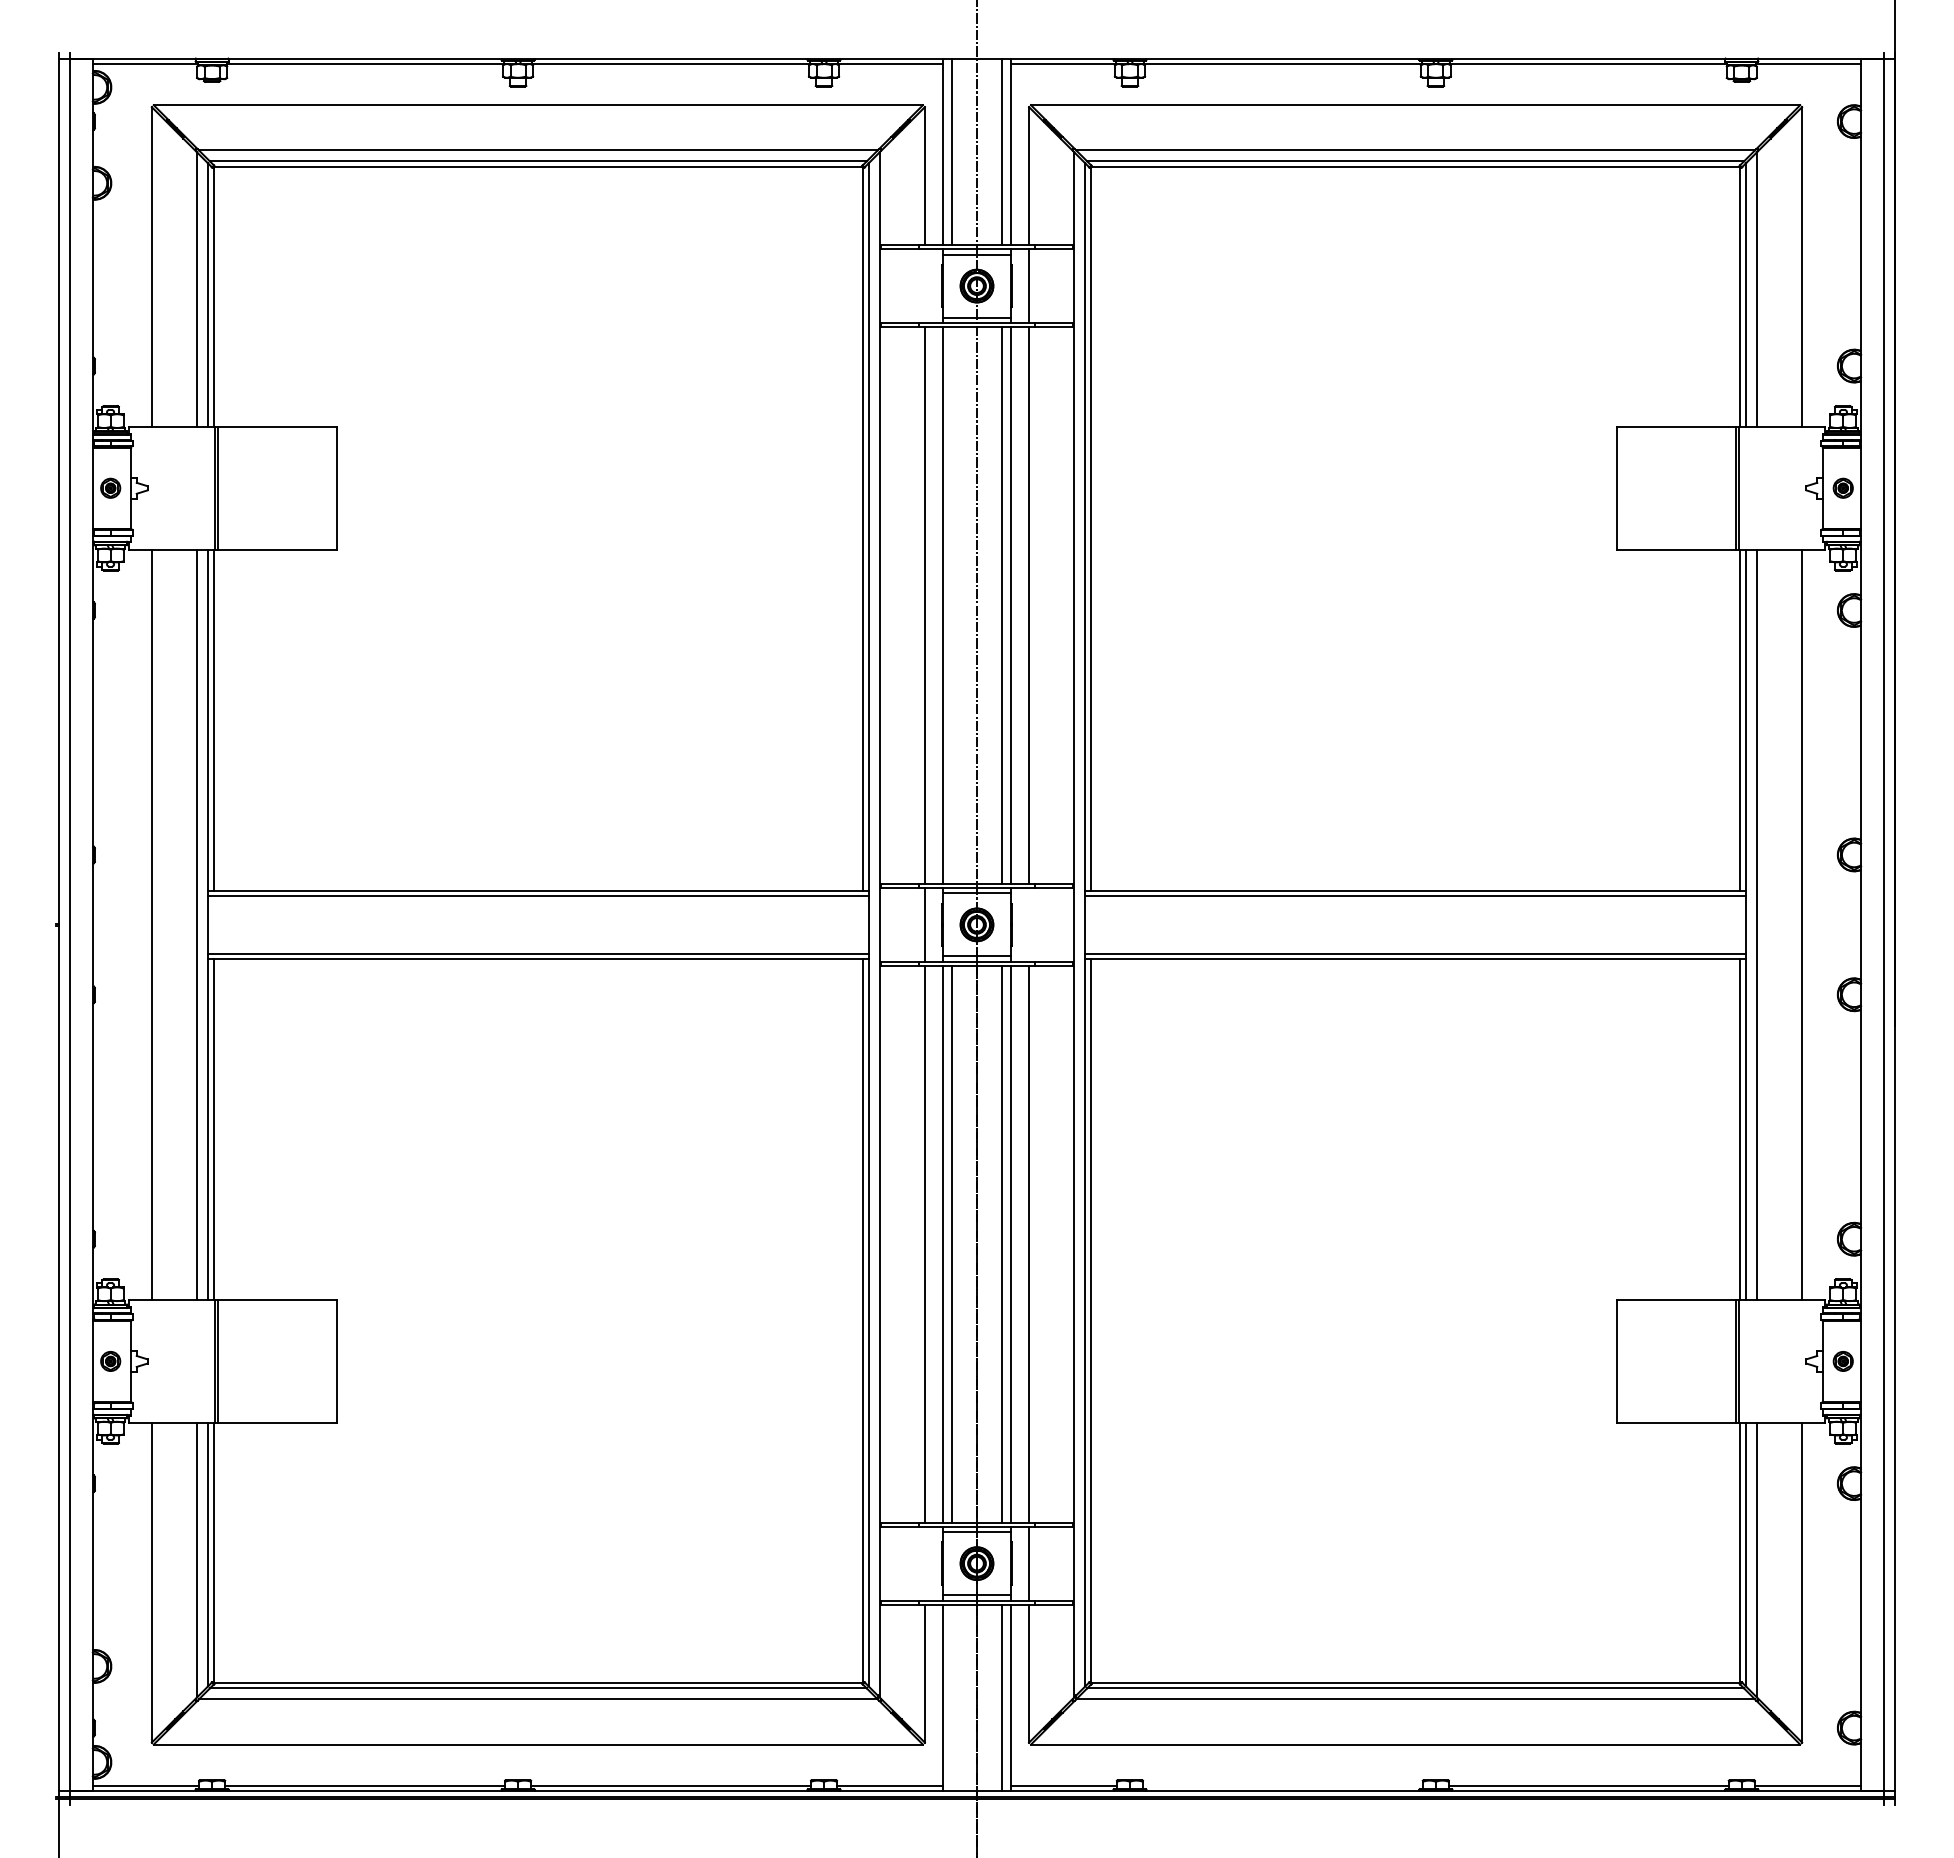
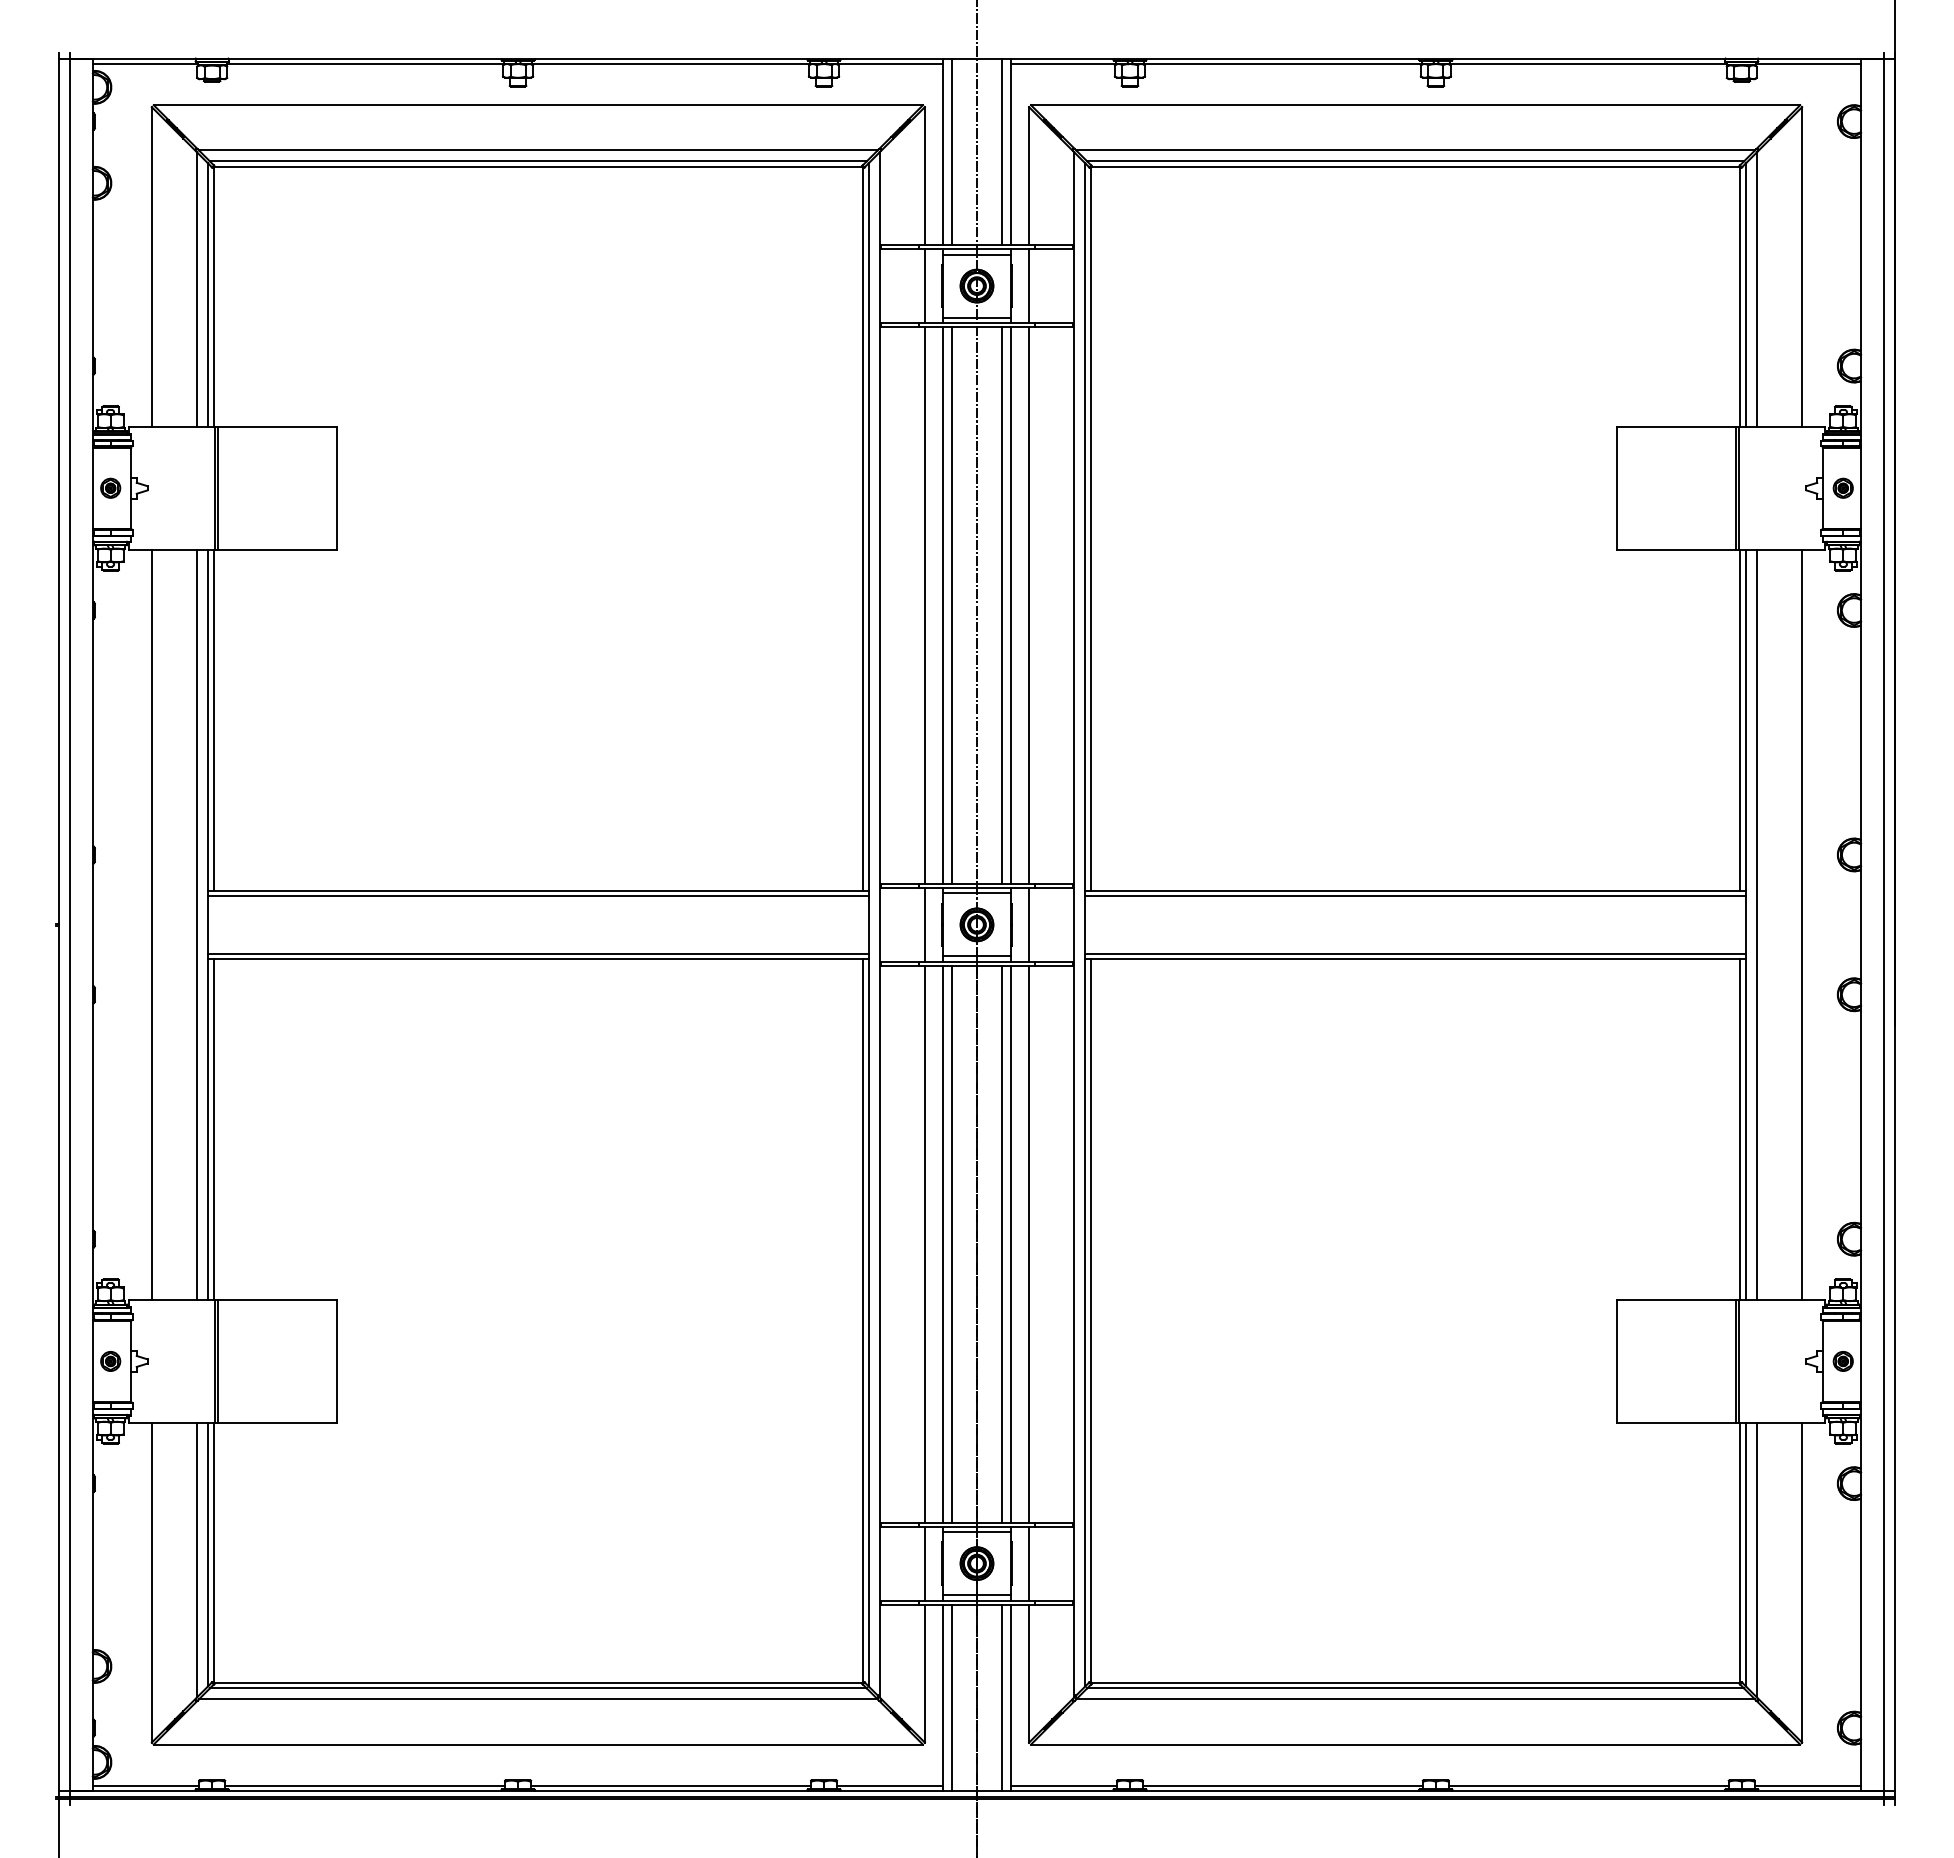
line: none -> present (924, 286)
line: none -> present (952, 605)
line: none -> present (1029, 924)
line: none -> present (924, 1563)
line: none -> present (952, 1697)
line: none -> present (1282, 1785)
